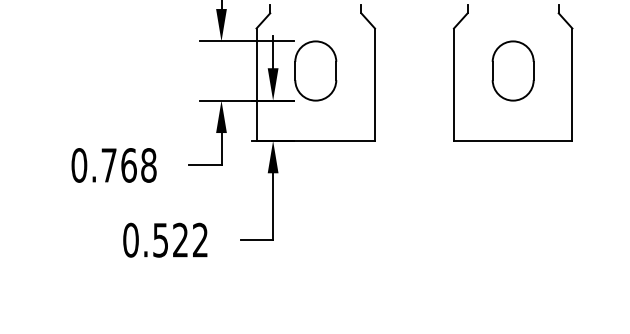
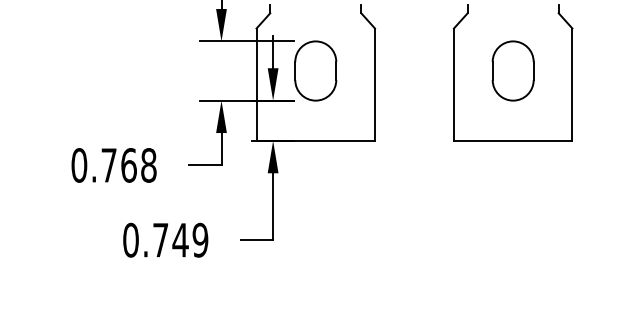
text: 0.522 -> 0.749 (180, 239)
